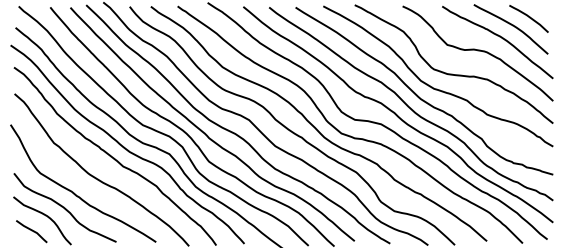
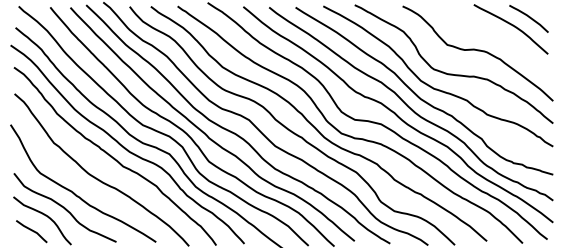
curve: present -> none (499, 37)
